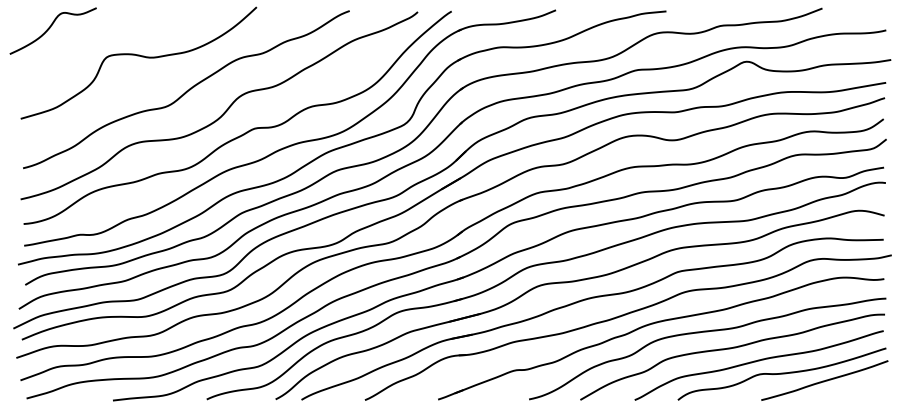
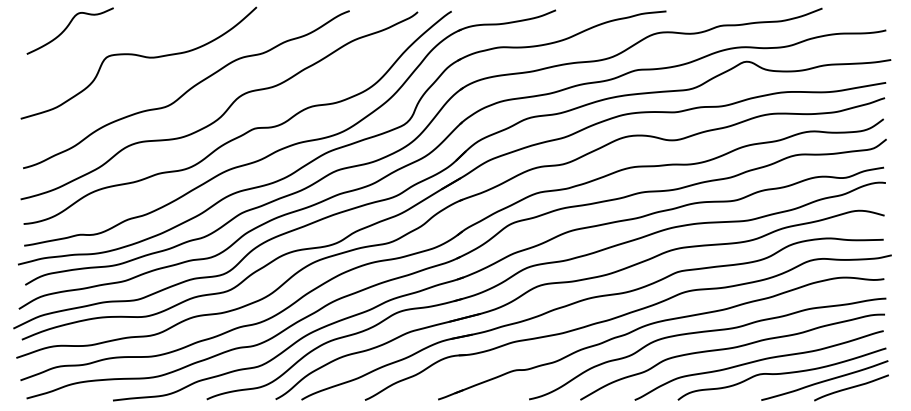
curve position: (50, 28) -> (67, 28) (67, 28)
curve: none -> present (851, 387)
